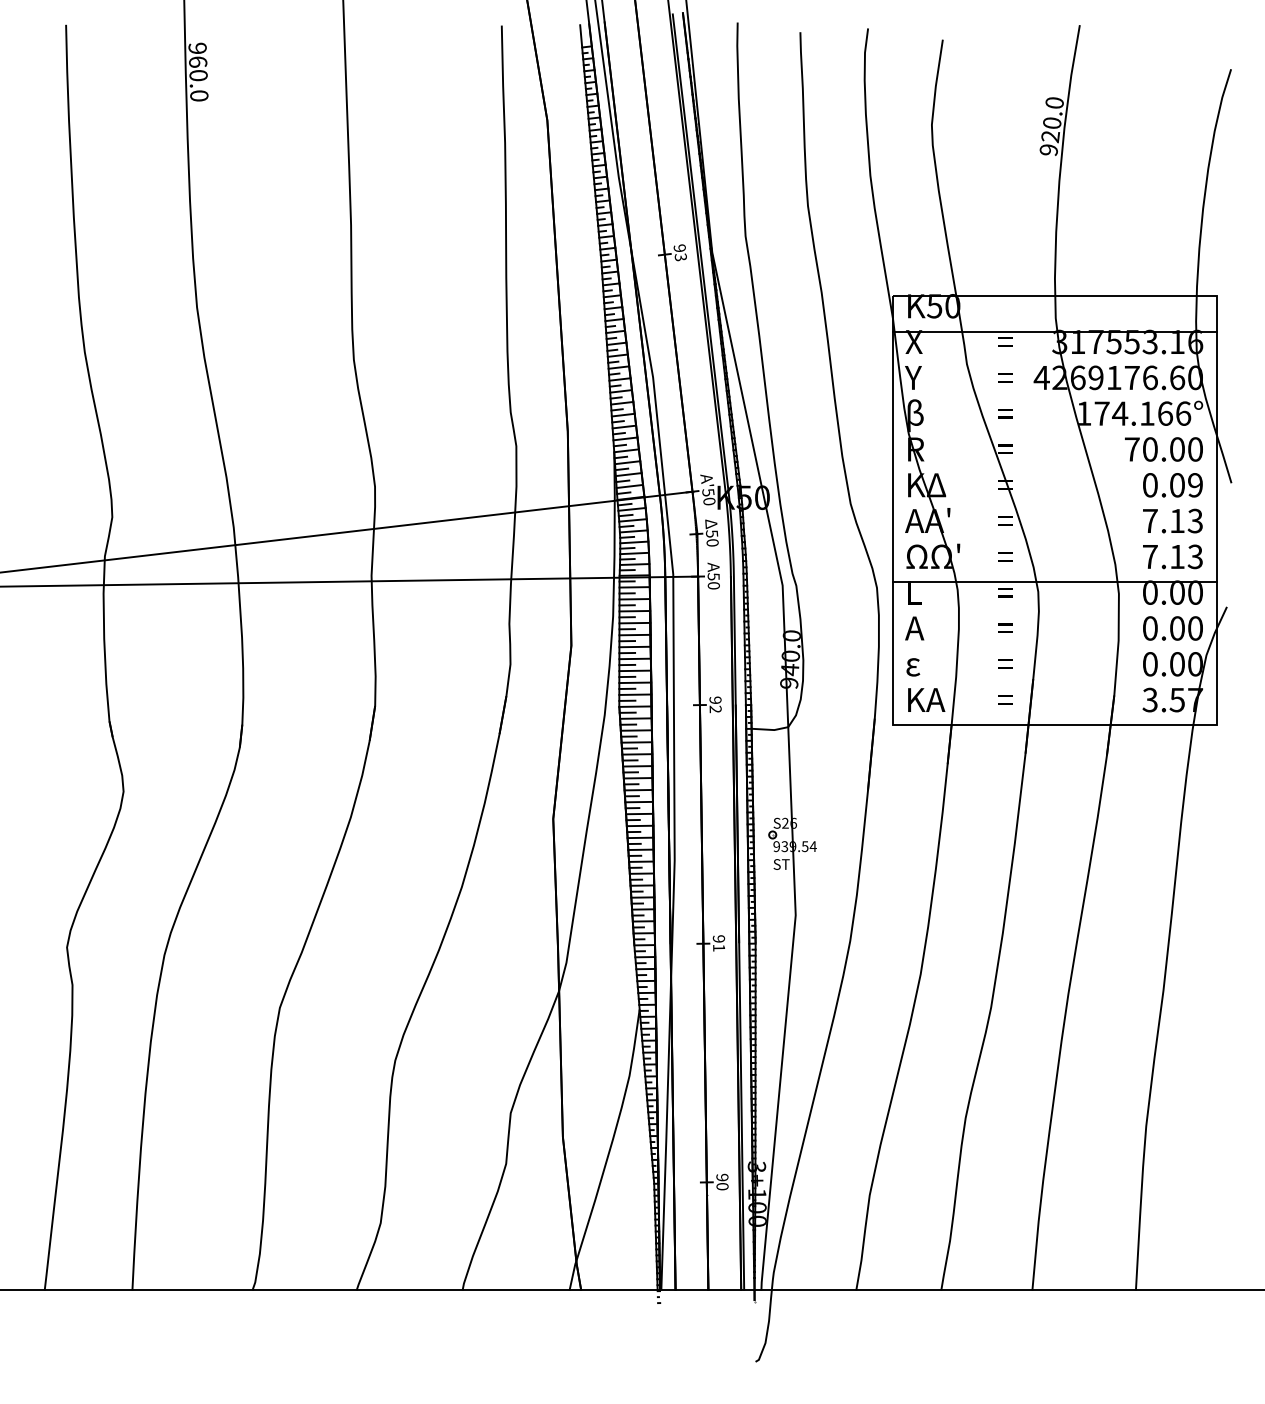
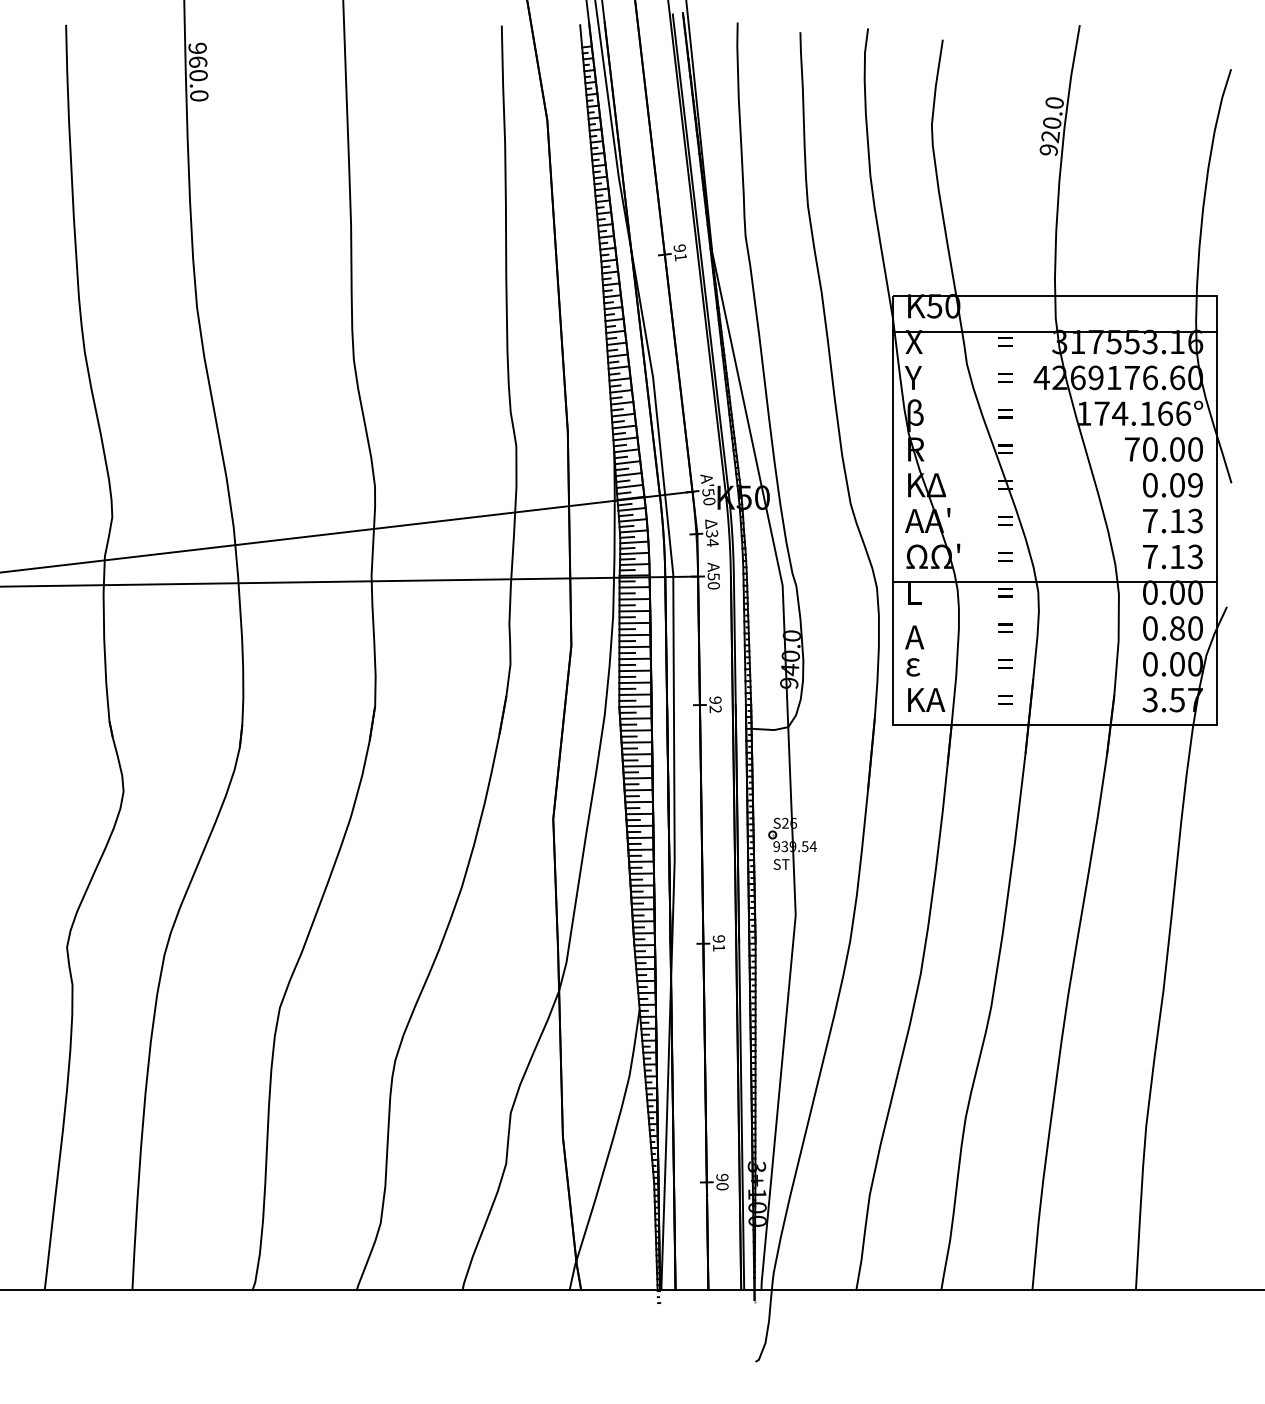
text: 93 -> 91 (680, 257)
text: 50 -> 34 (712, 538)
text position: (914, 628) -> (914, 637) (914, 637)
text: 0.00 -> 0.80 (1177, 628)
